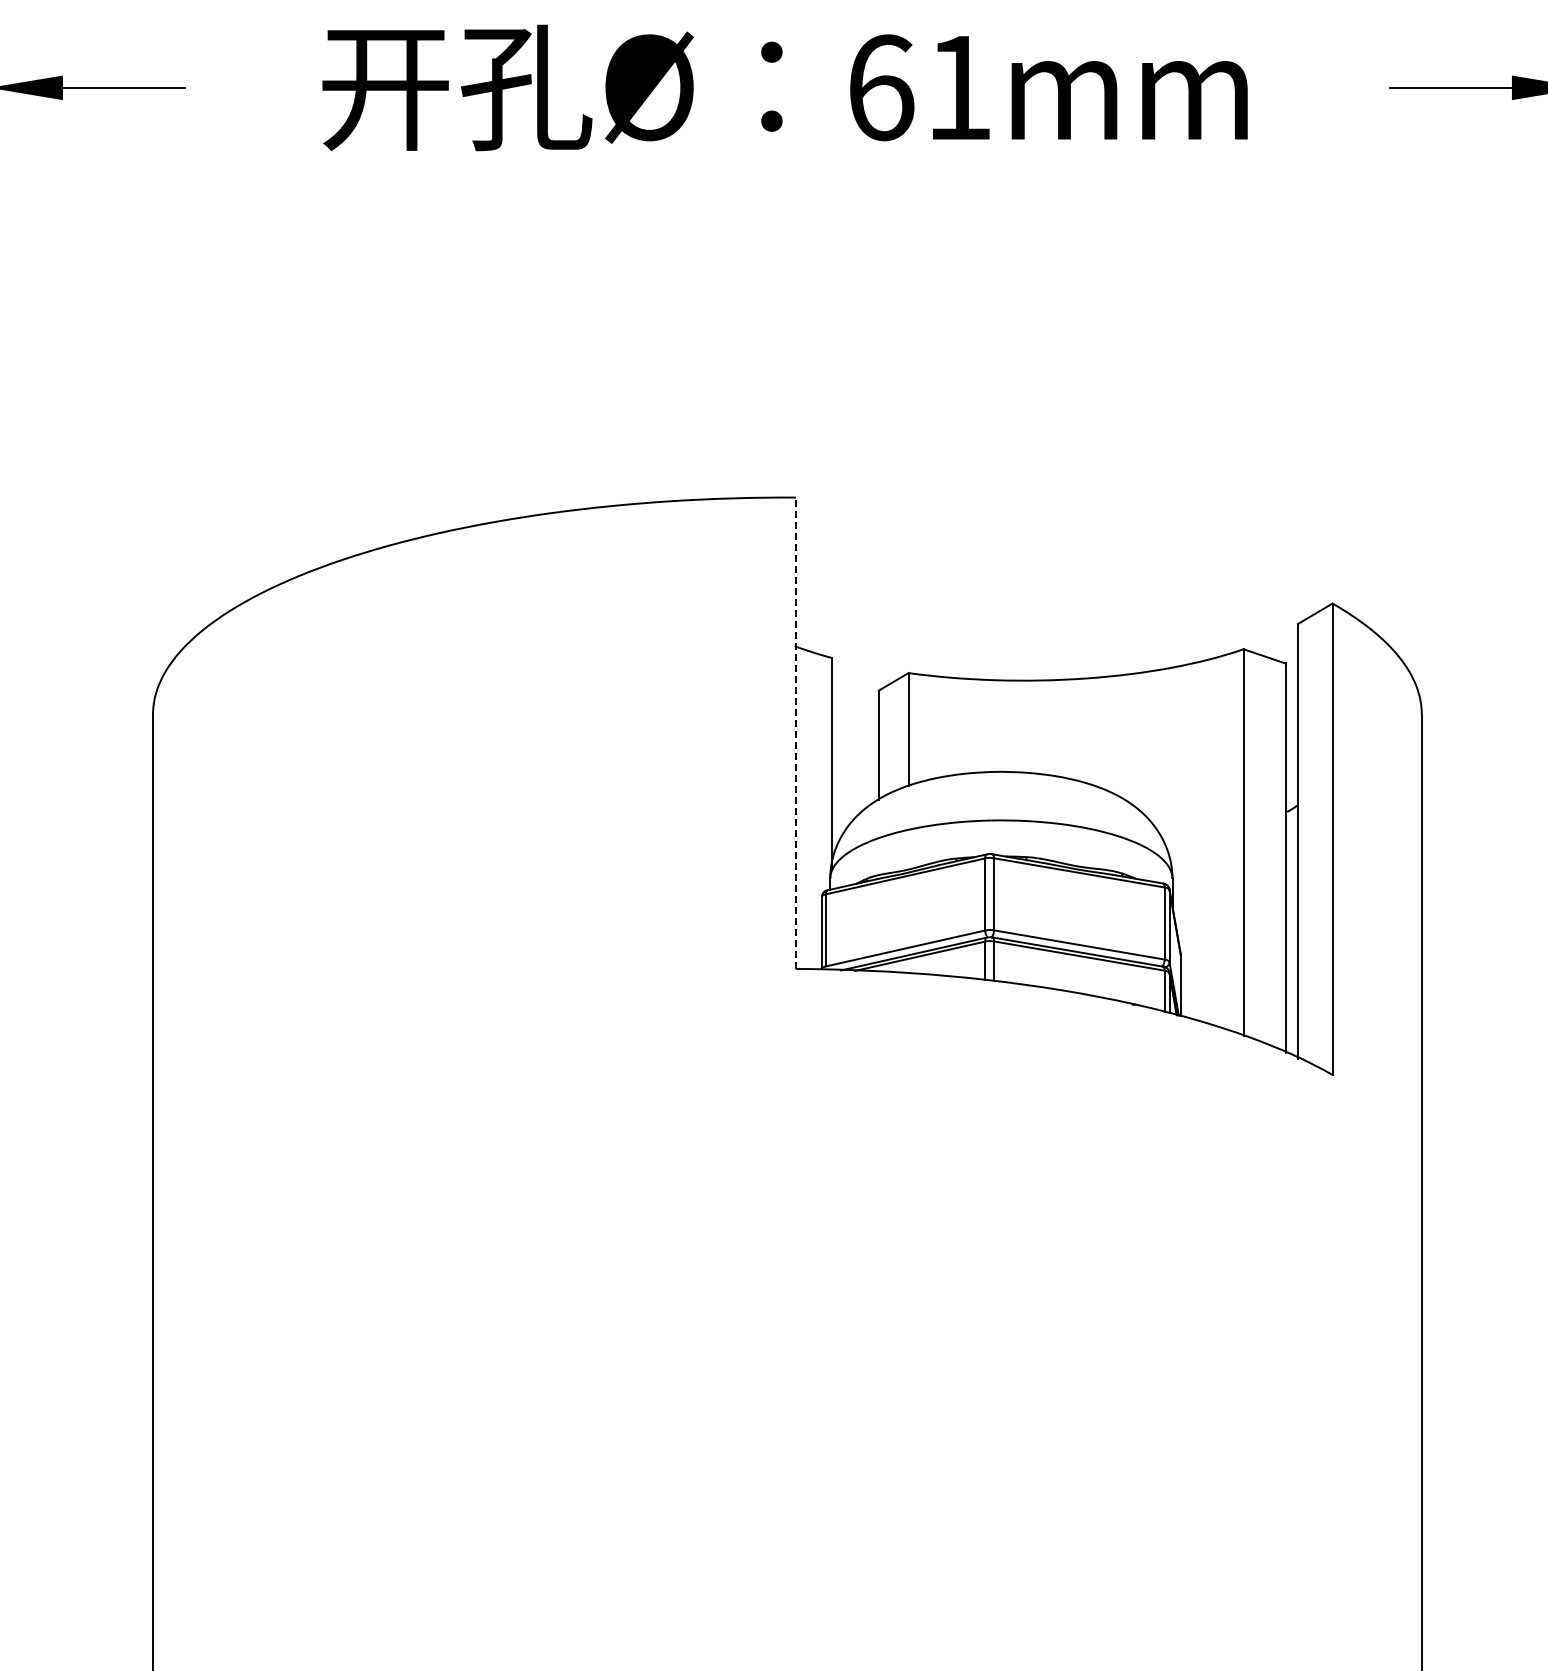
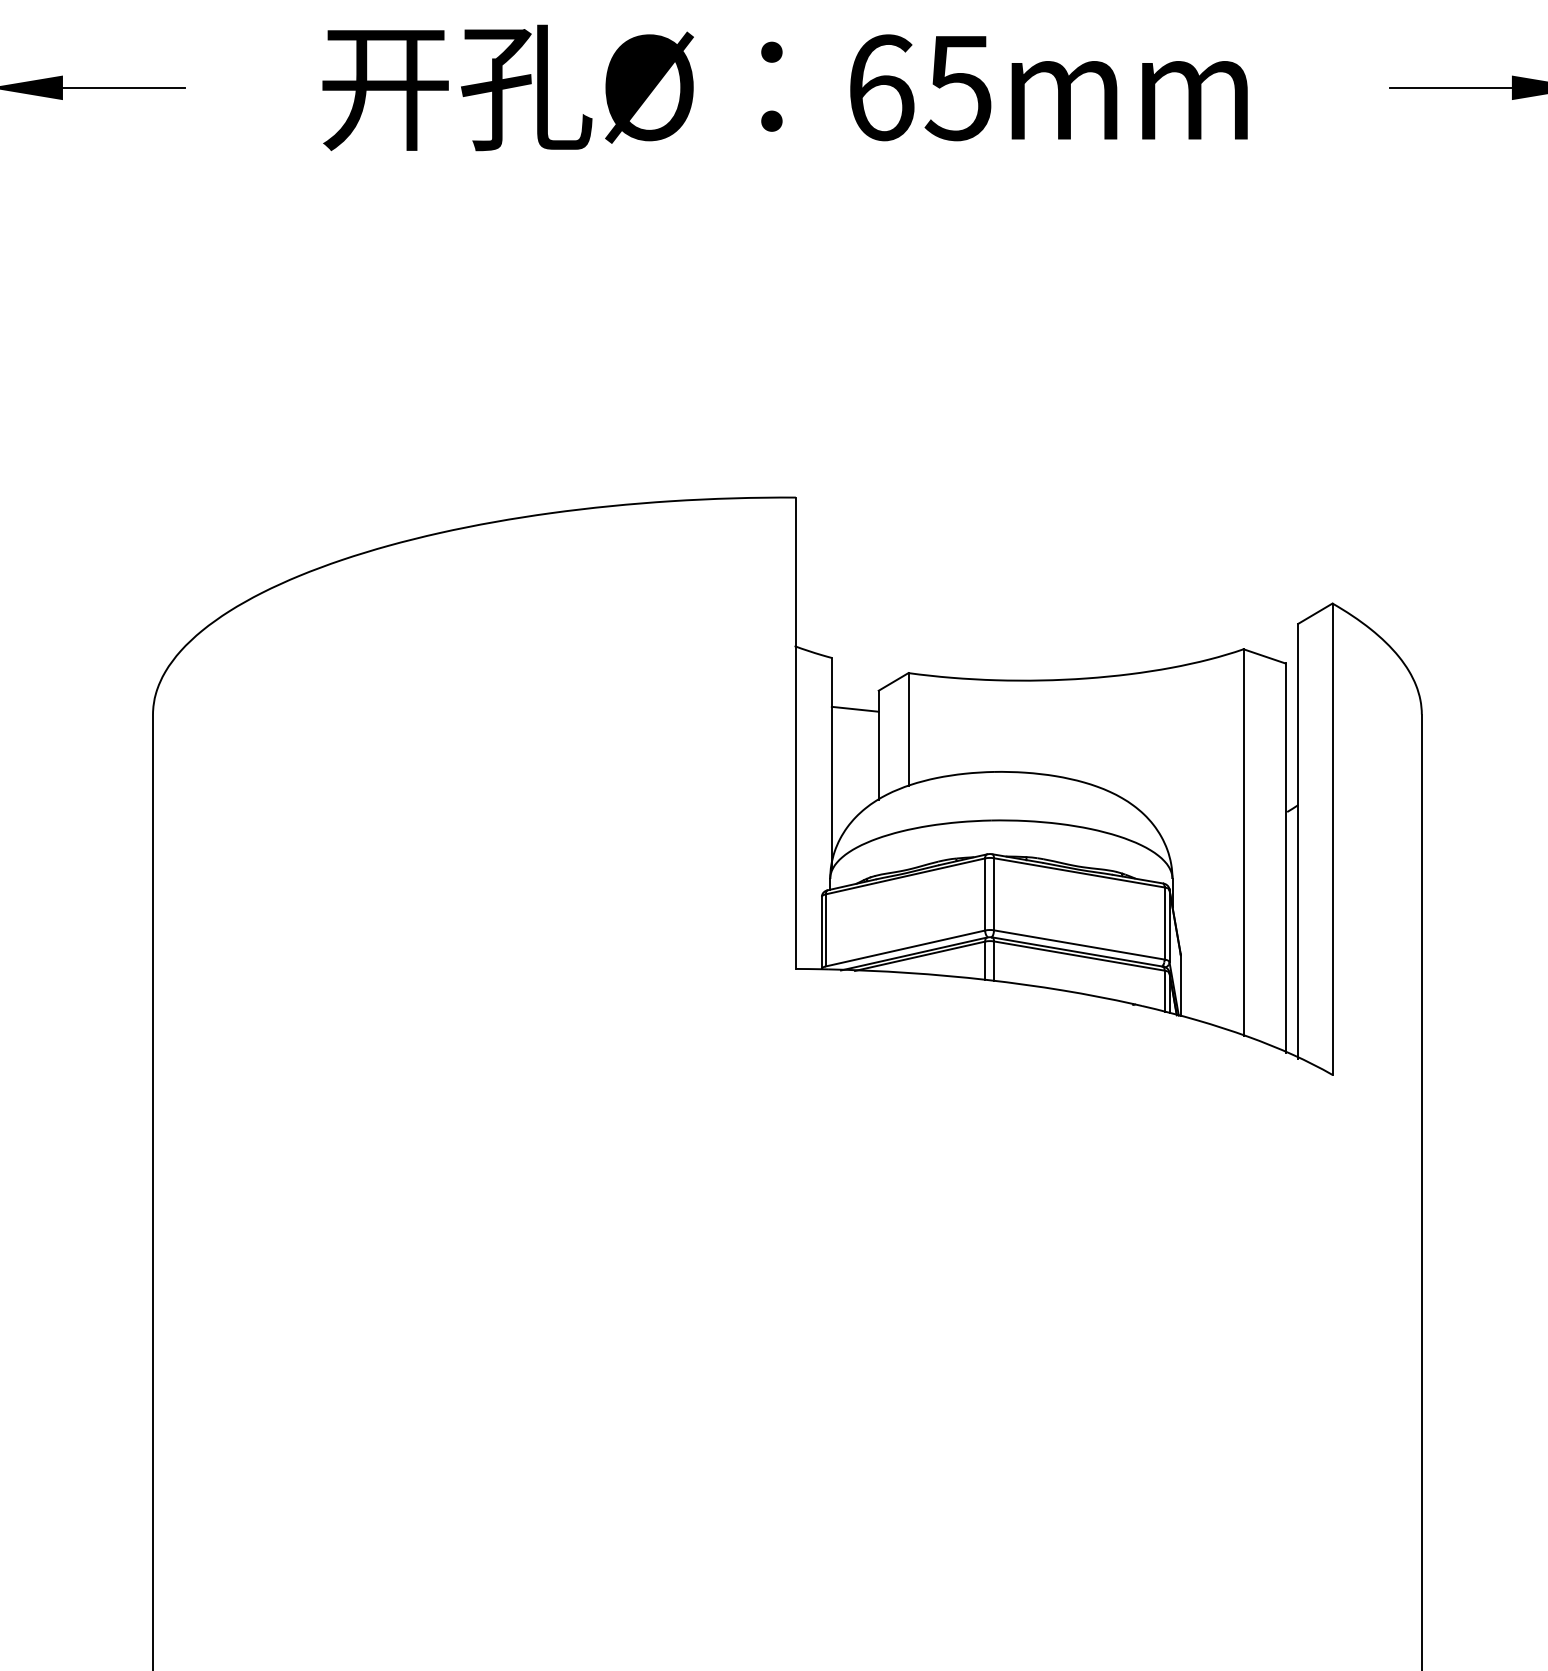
text: 61mm -> 65mm (957, 88)
line: none -> present (854, 708)
line: dashed -> solid (795, 733)
